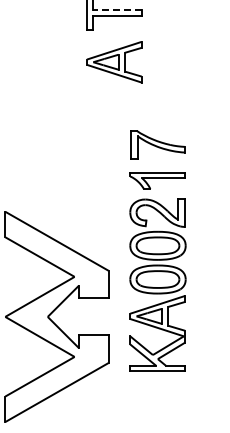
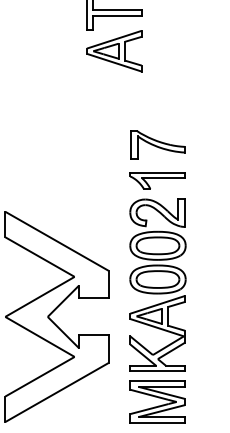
line: dashed -> solid (117, 10)
part position: (114, 62) -> (114, 51) (114, 51)
part: none -> present (157, 401)
